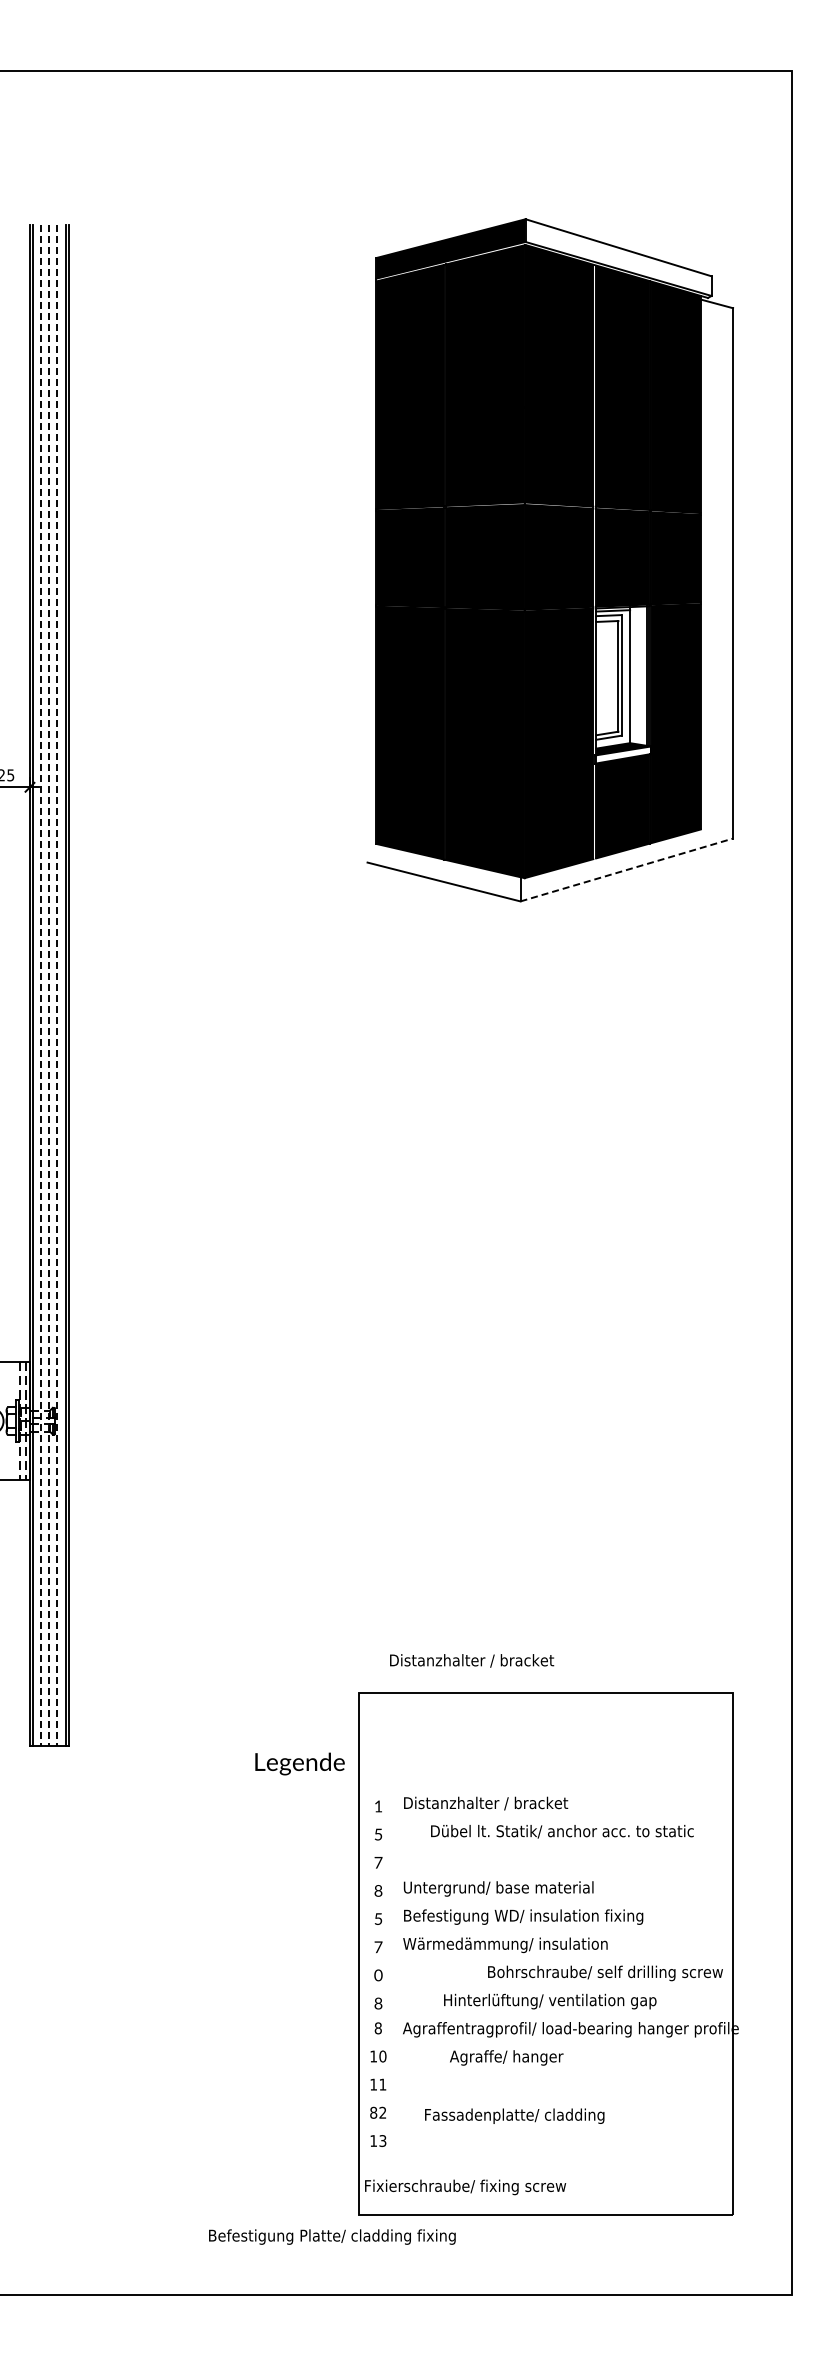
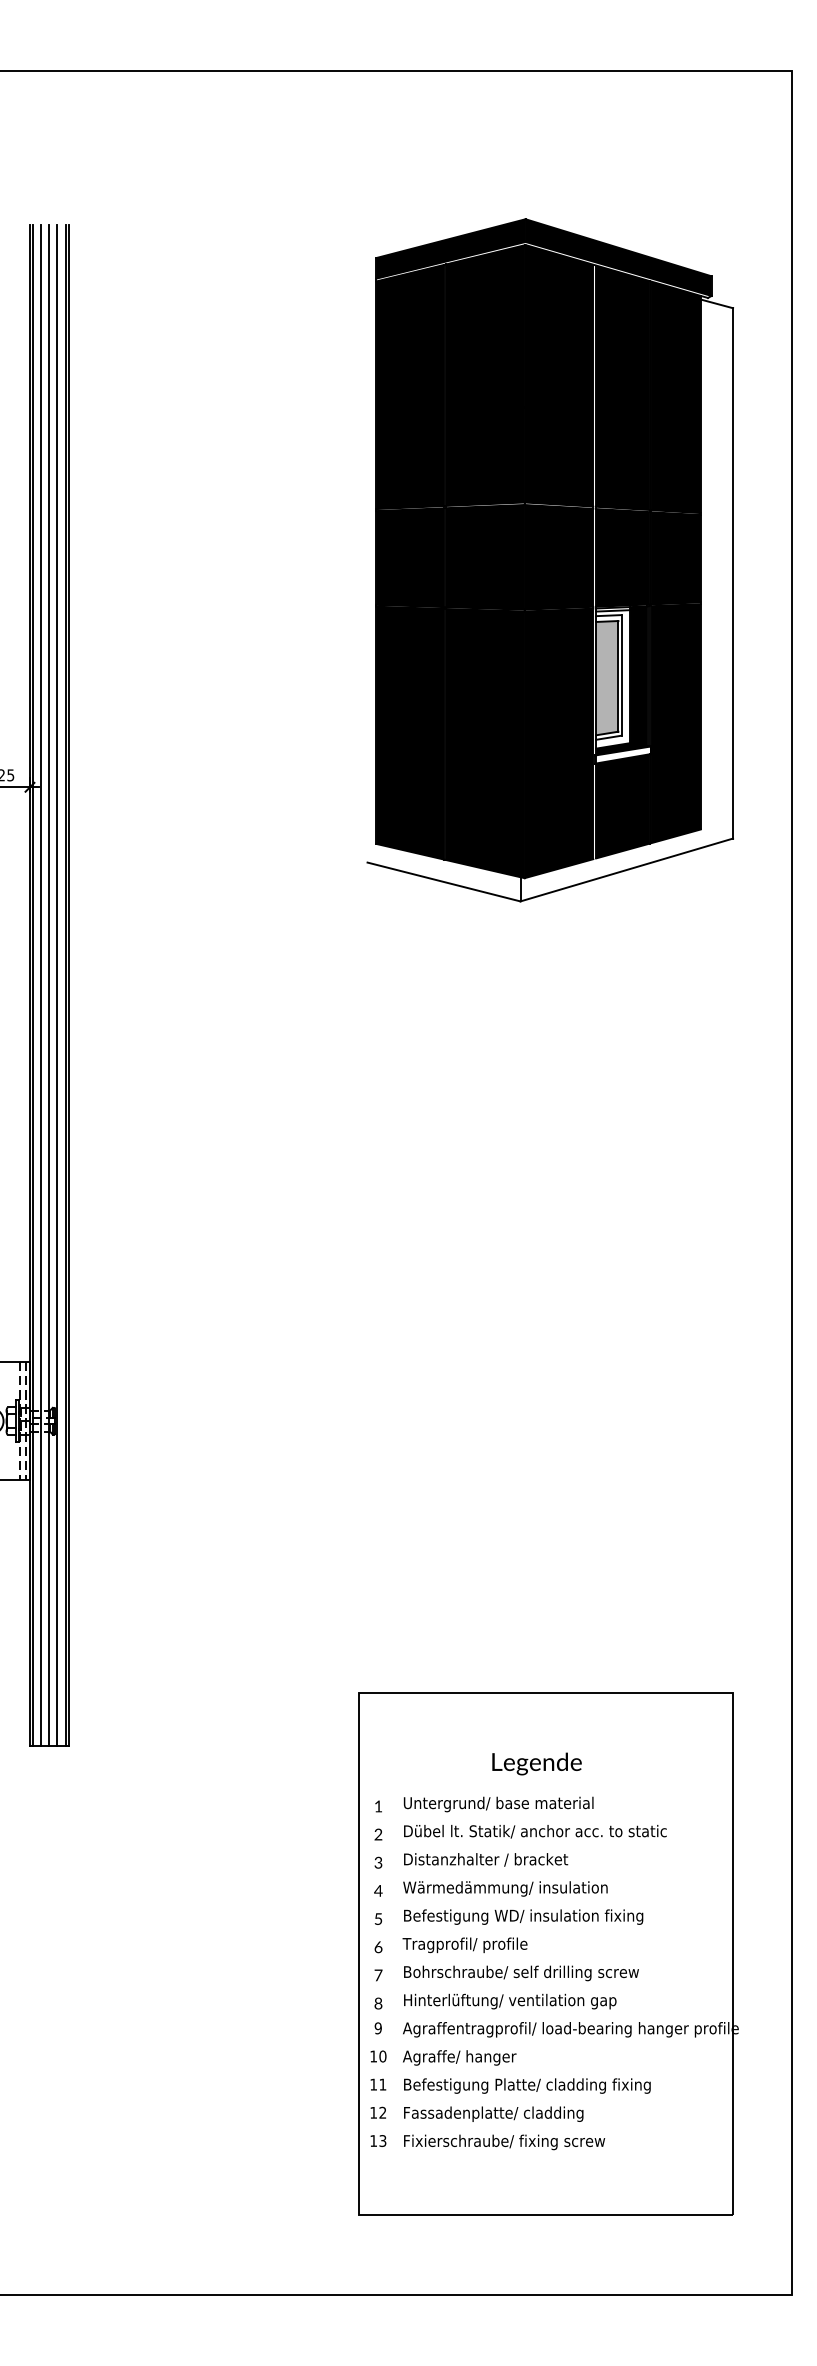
fill: none -> present (618, 257)
fill: none -> present (638, 675)
fill: none -> present (607, 678)
line: dashed -> solid (626, 870)
line: dashed -> solid (41, 985)
line: dashed -> solid (49, 985)
line: dashed -> solid (57, 985)
text position: (472, 1660) -> (486, 1859) (486, 1859)
text position: (299, 1763) -> (536, 1763) (536, 1763)
text: Distanzhalter / bracket -> Untergrund/ base material (498, 1804)
text position: (562, 1831) -> (535, 1831) (535, 1831)
text: 5 -> 2 (378, 1834)
text: 7 -> 3 (378, 1862)
text: Untergrund/ base material -> Wärmedämmung/ insulation (505, 1888)
text: 8 -> 4 (378, 1890)
text: Wärmedämmung/ insulation -> Tragprofil/ profile (504, 1945)
text: 7 -> 6 (378, 1947)
text position: (605, 1973) -> (521, 1973) (521, 1973)
text: 0 -> 7 (378, 1975)
text position: (550, 2001) -> (510, 2001) (510, 2001)
text: 8 -> 9 (377, 2028)
text position: (506, 2057) -> (459, 2057) (459, 2057)
text: 82 -> 12 (373, 2112)
text position: (514, 2115) -> (493, 2113) (493, 2113)
text position: (465, 2187) -> (504, 2142) (504, 2142)
text position: (332, 2236) -> (527, 2085) (527, 2085)
